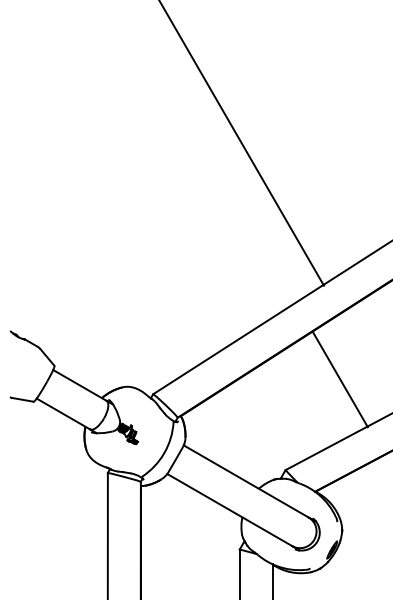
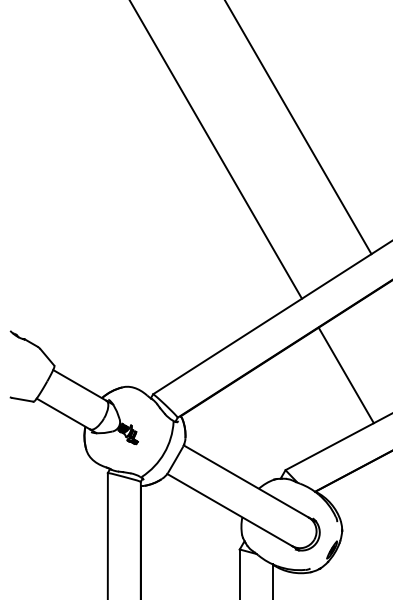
line: none -> present (298, 128)
line position: (241, 143) -> (215, 150) (215, 150)
line position: (339, 379) -> (345, 375) (345, 375)
